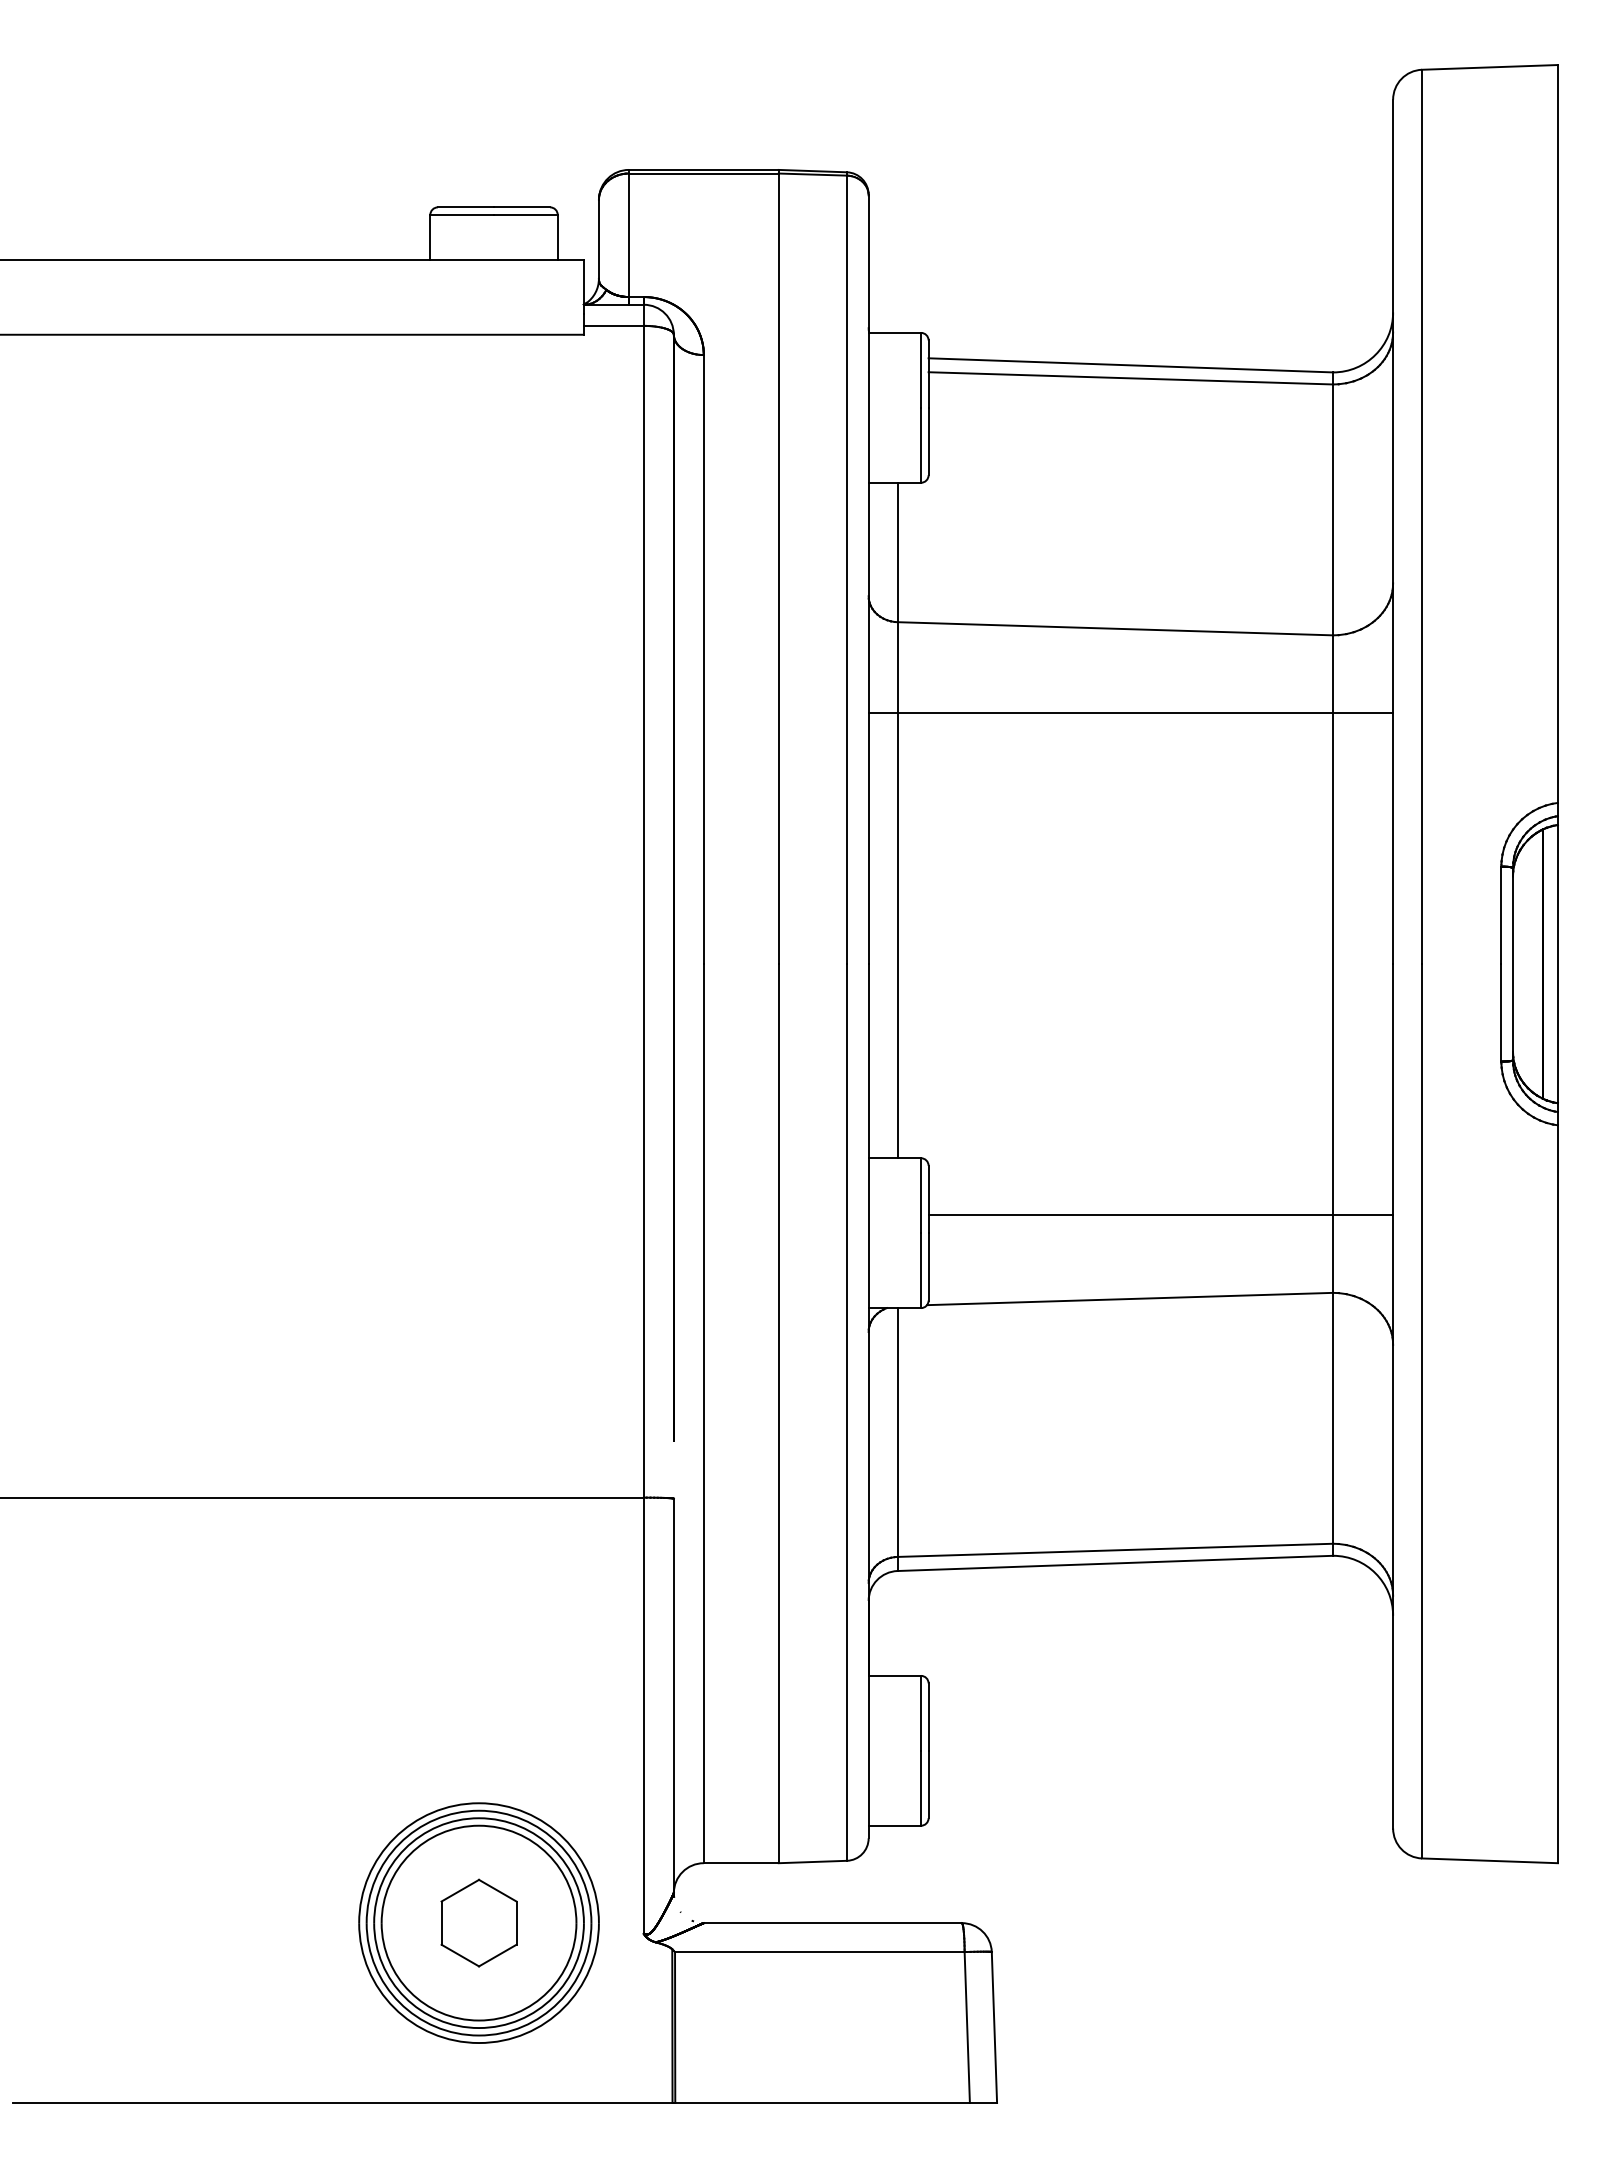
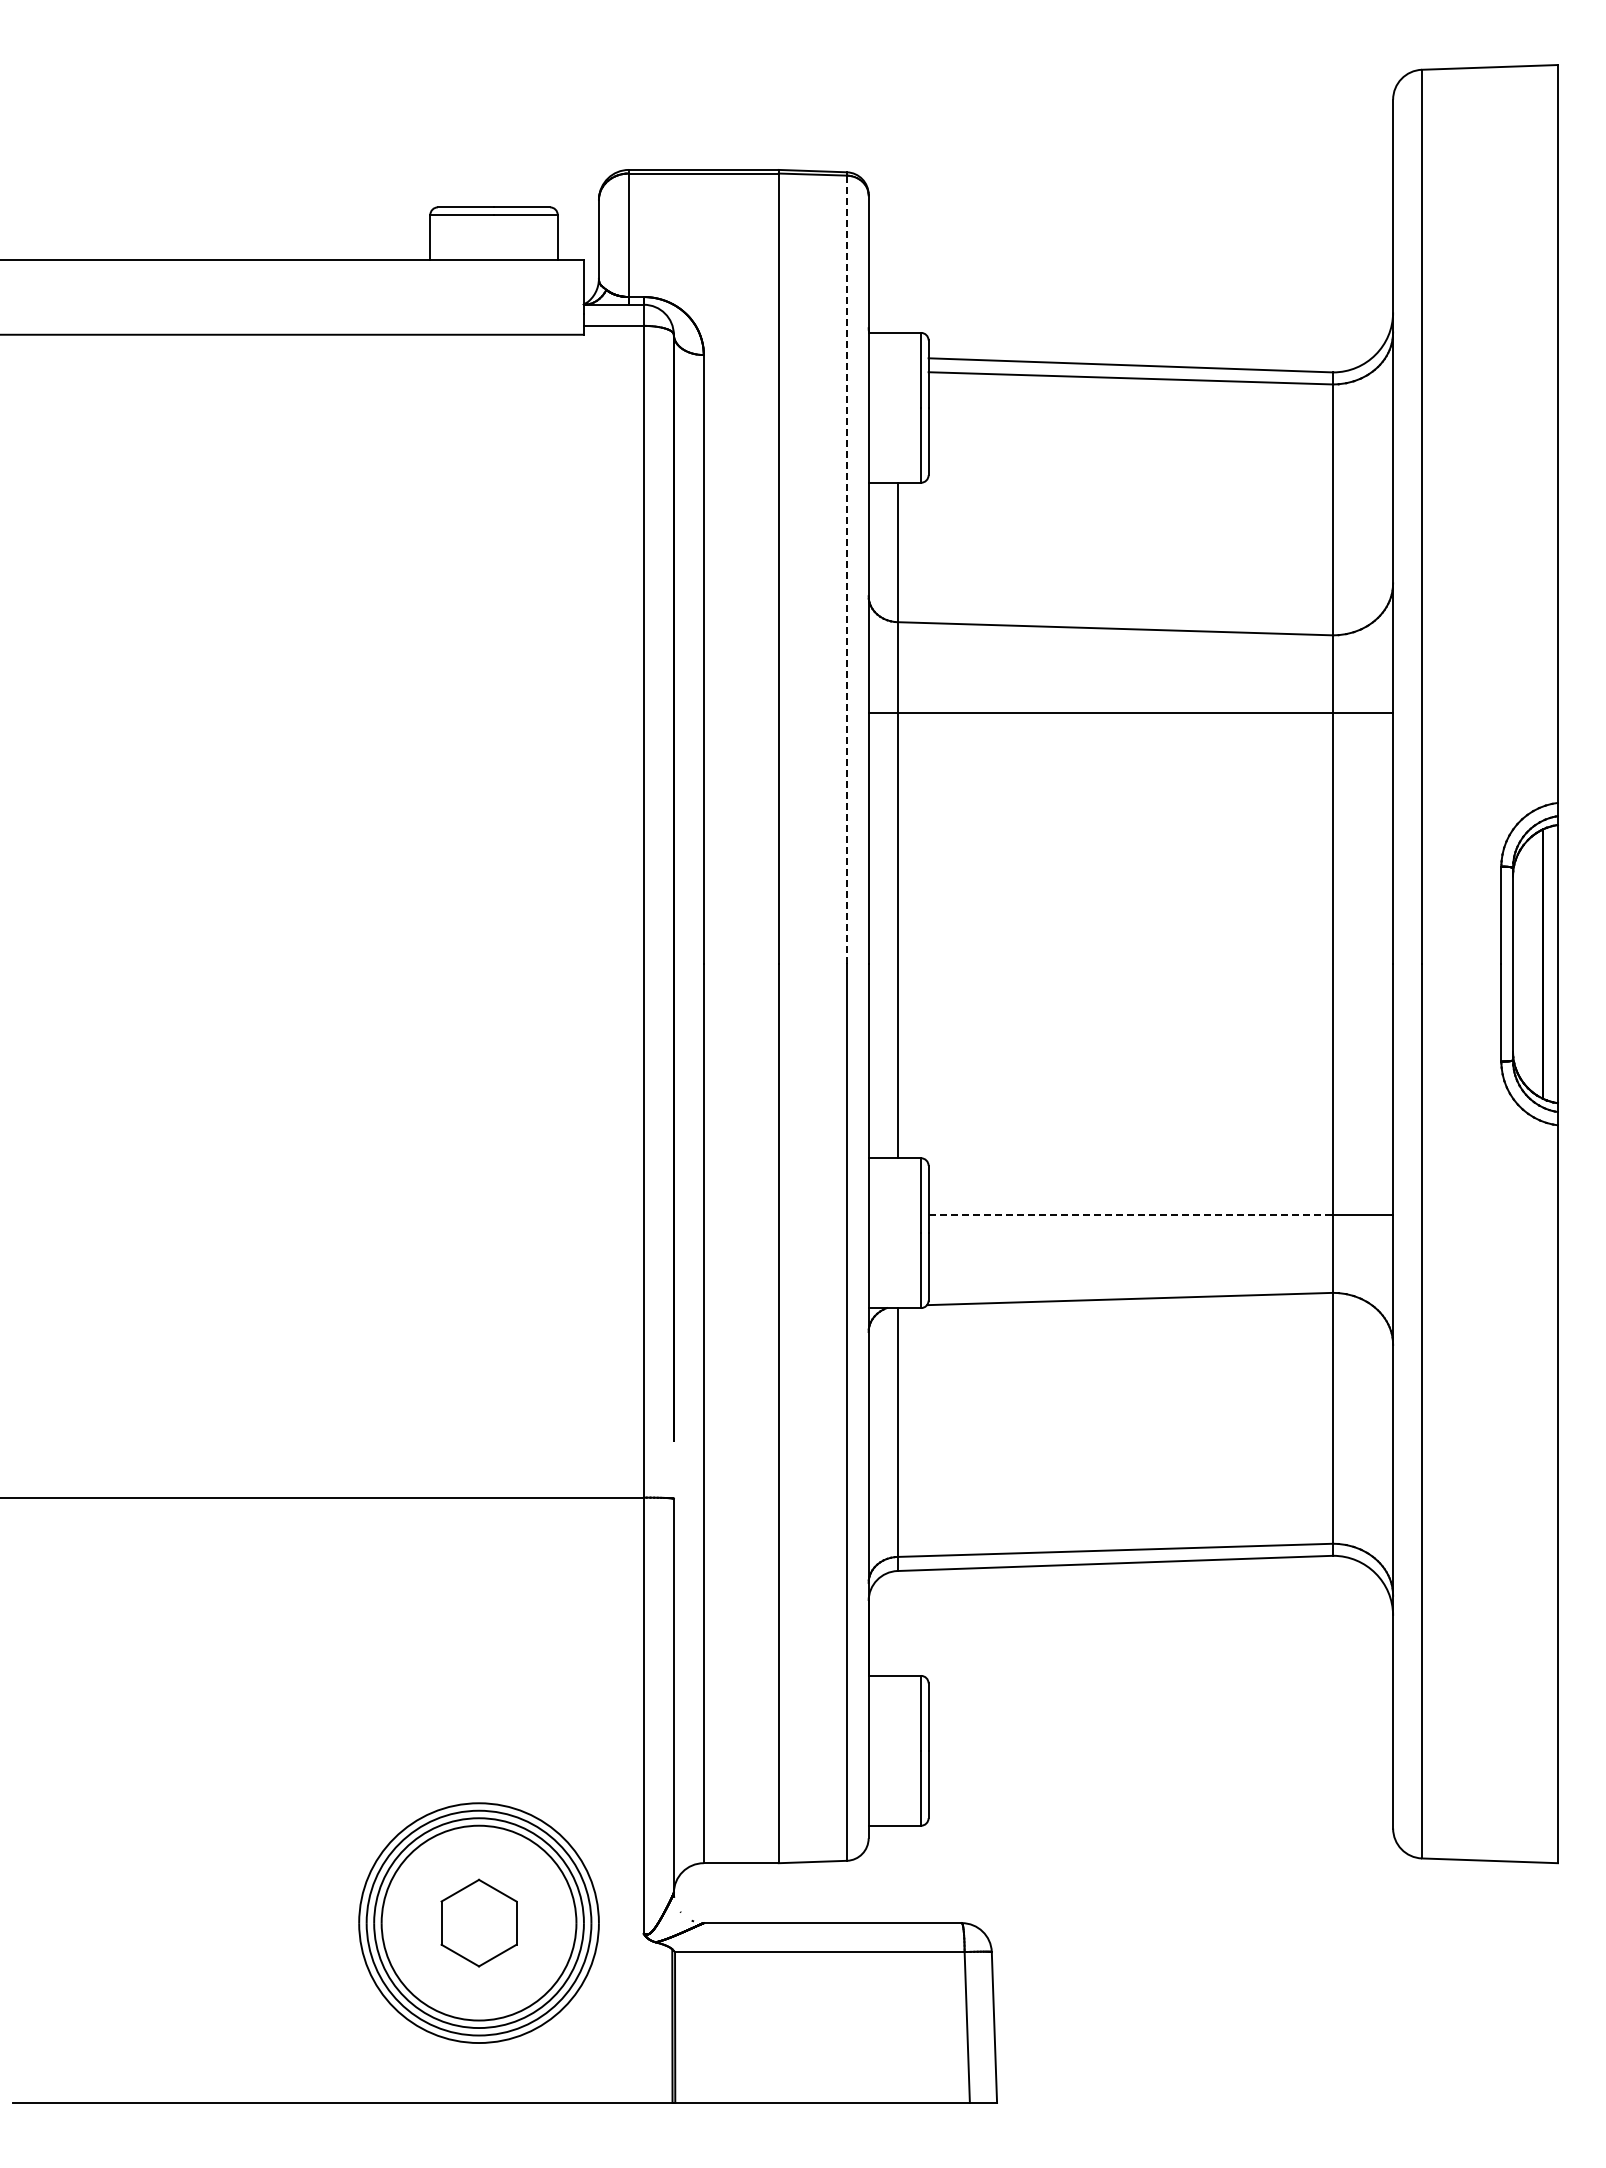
line: solid -> dashed (846, 569)
line: solid -> dashed (1131, 1215)
